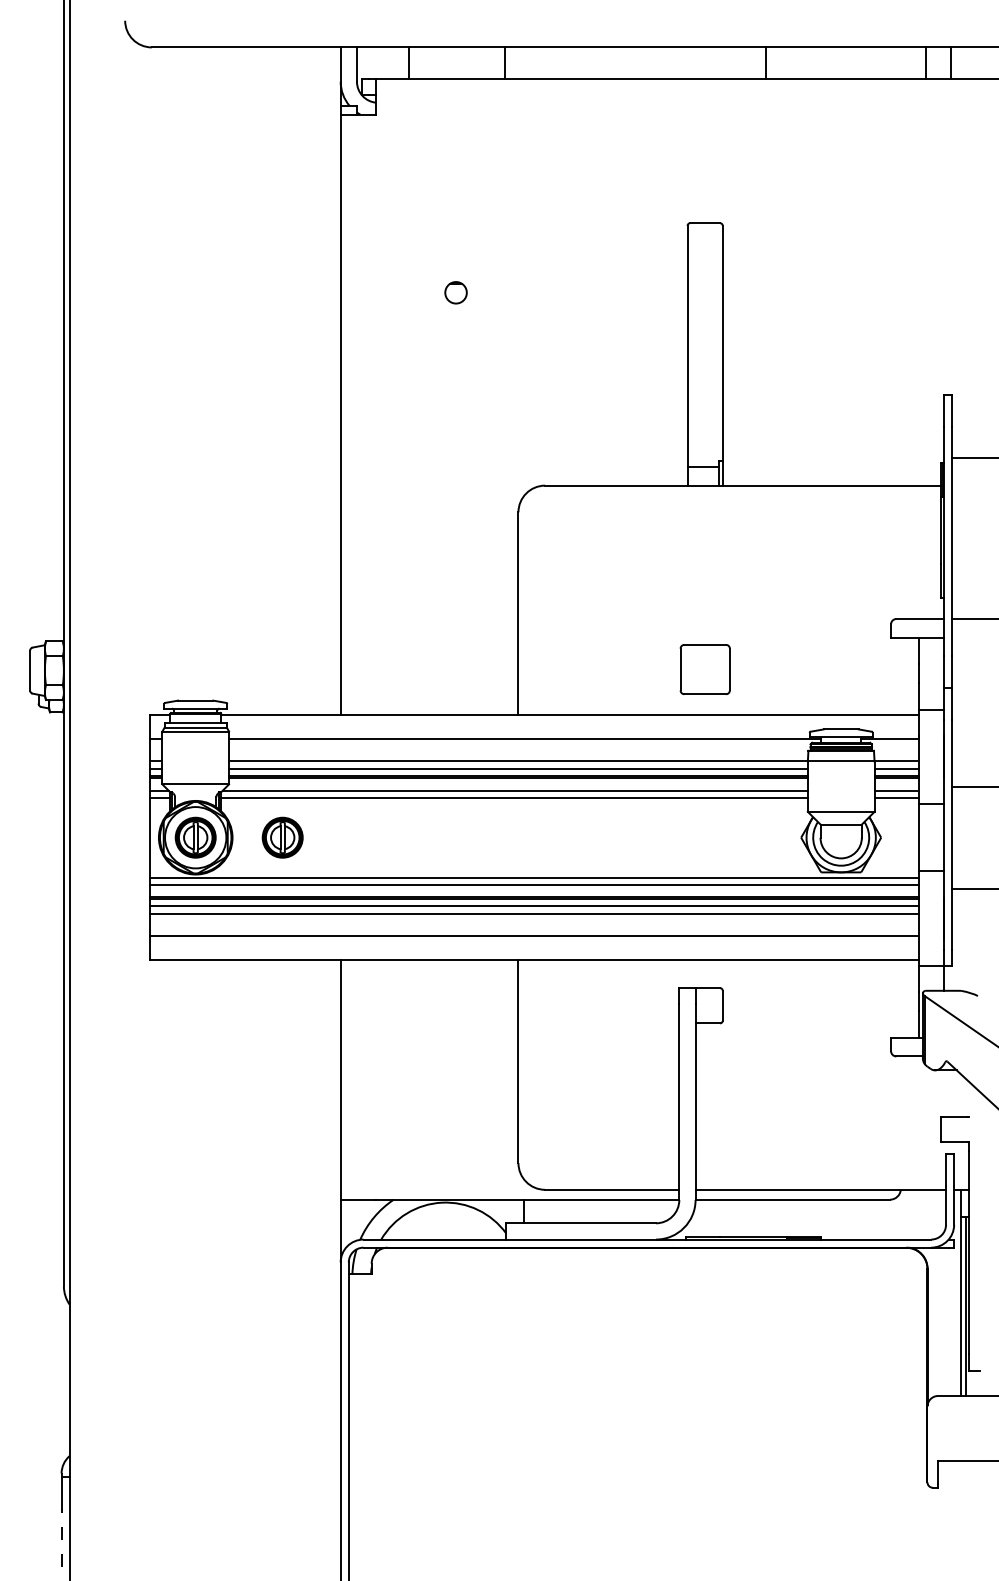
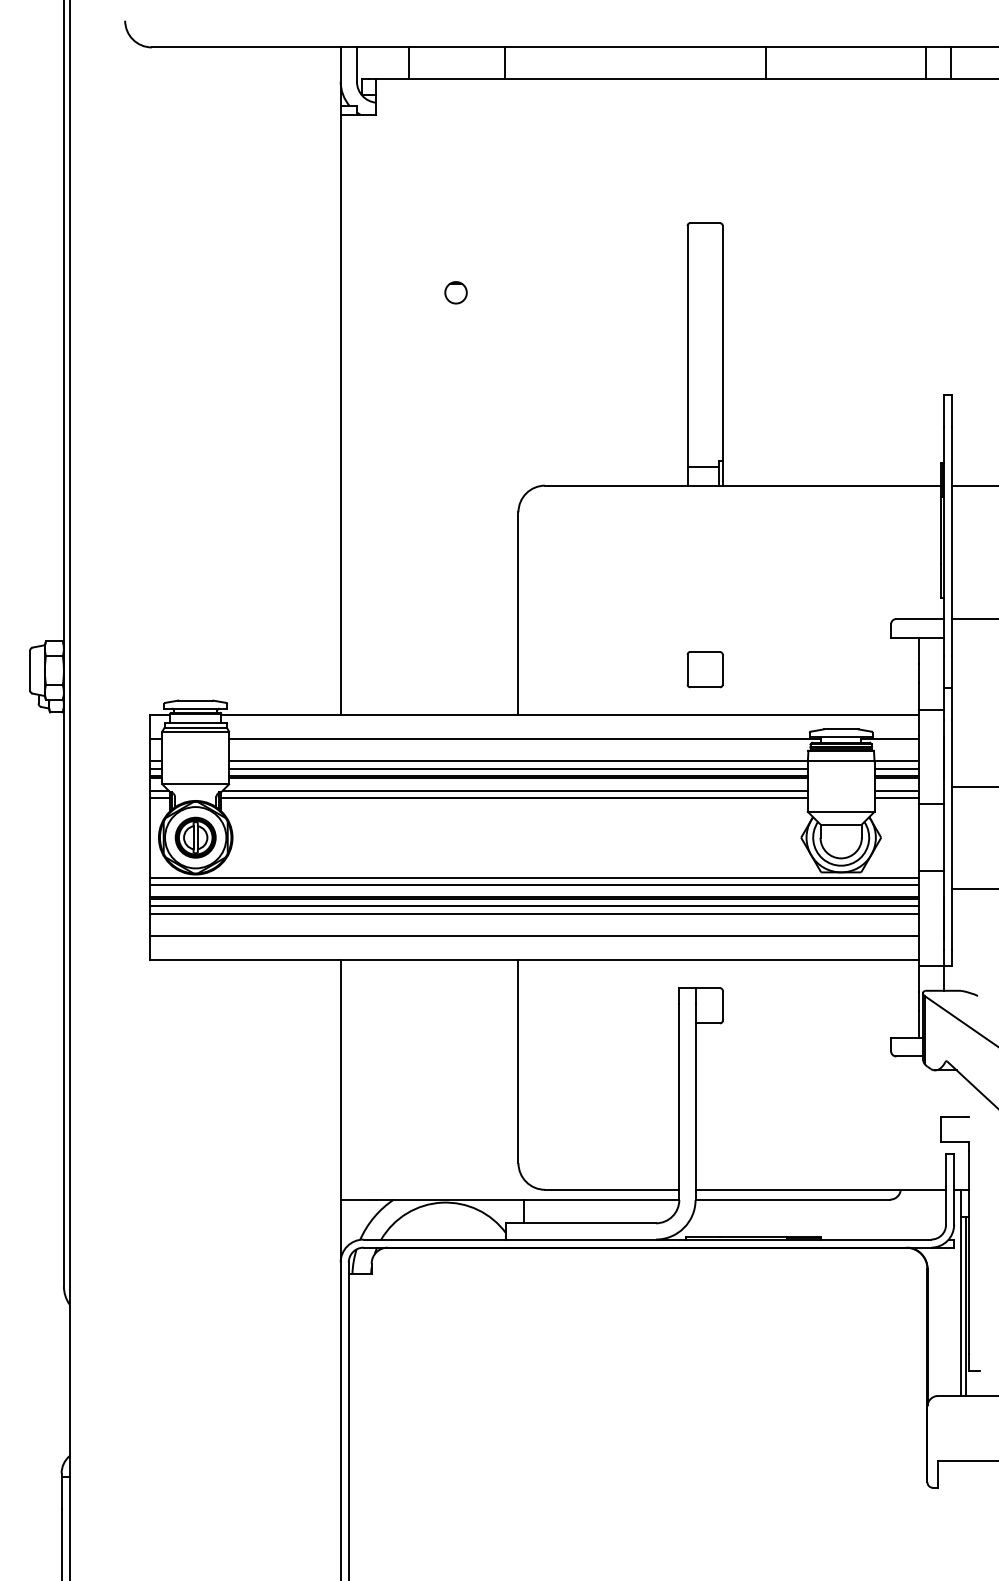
line position: (973, 457) -> (973, 485) (973, 485)
part size: 52x52 px -> 38x38 px (704, 669)
part: present -> none (282, 837)
line: dashed -> solid (61, 1544)
